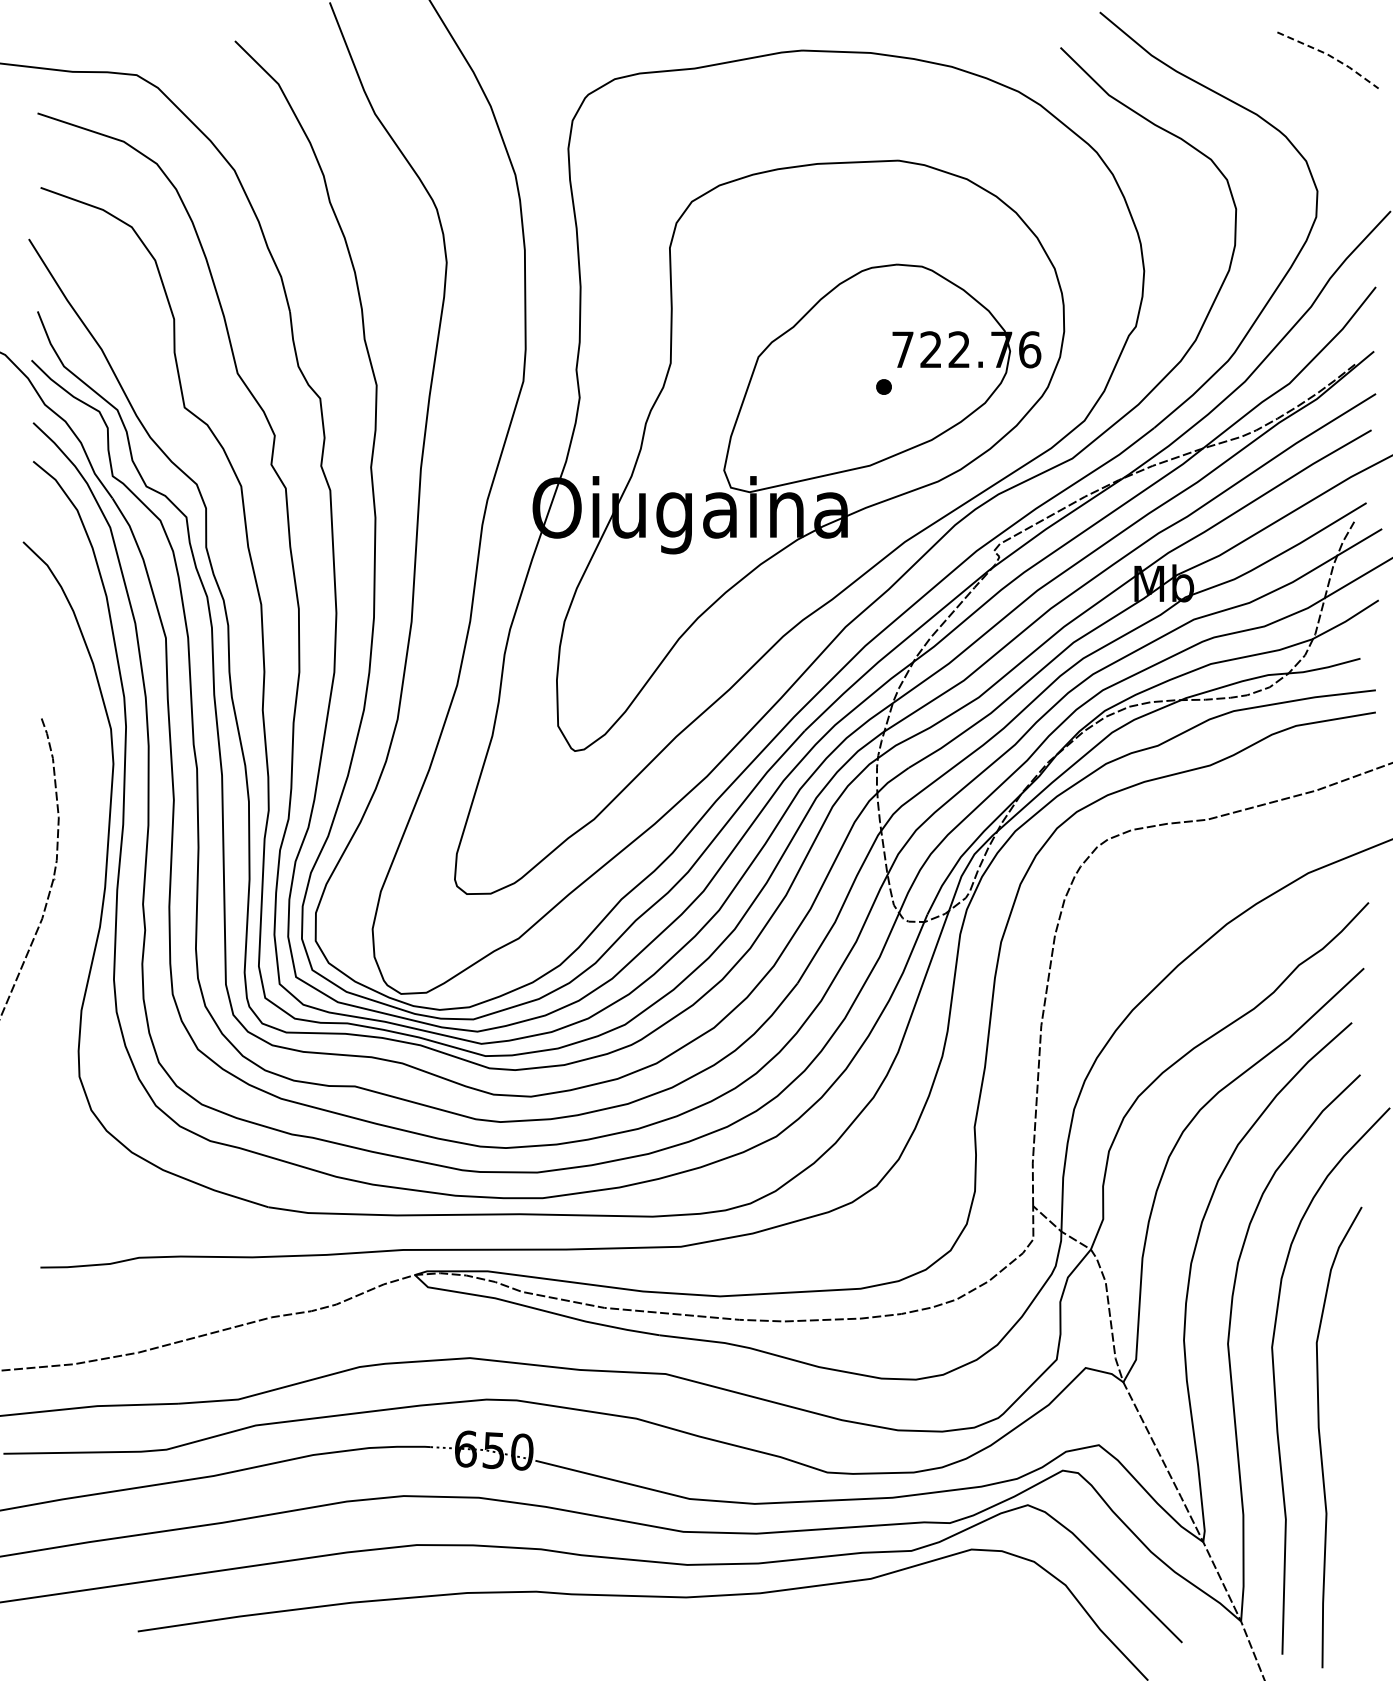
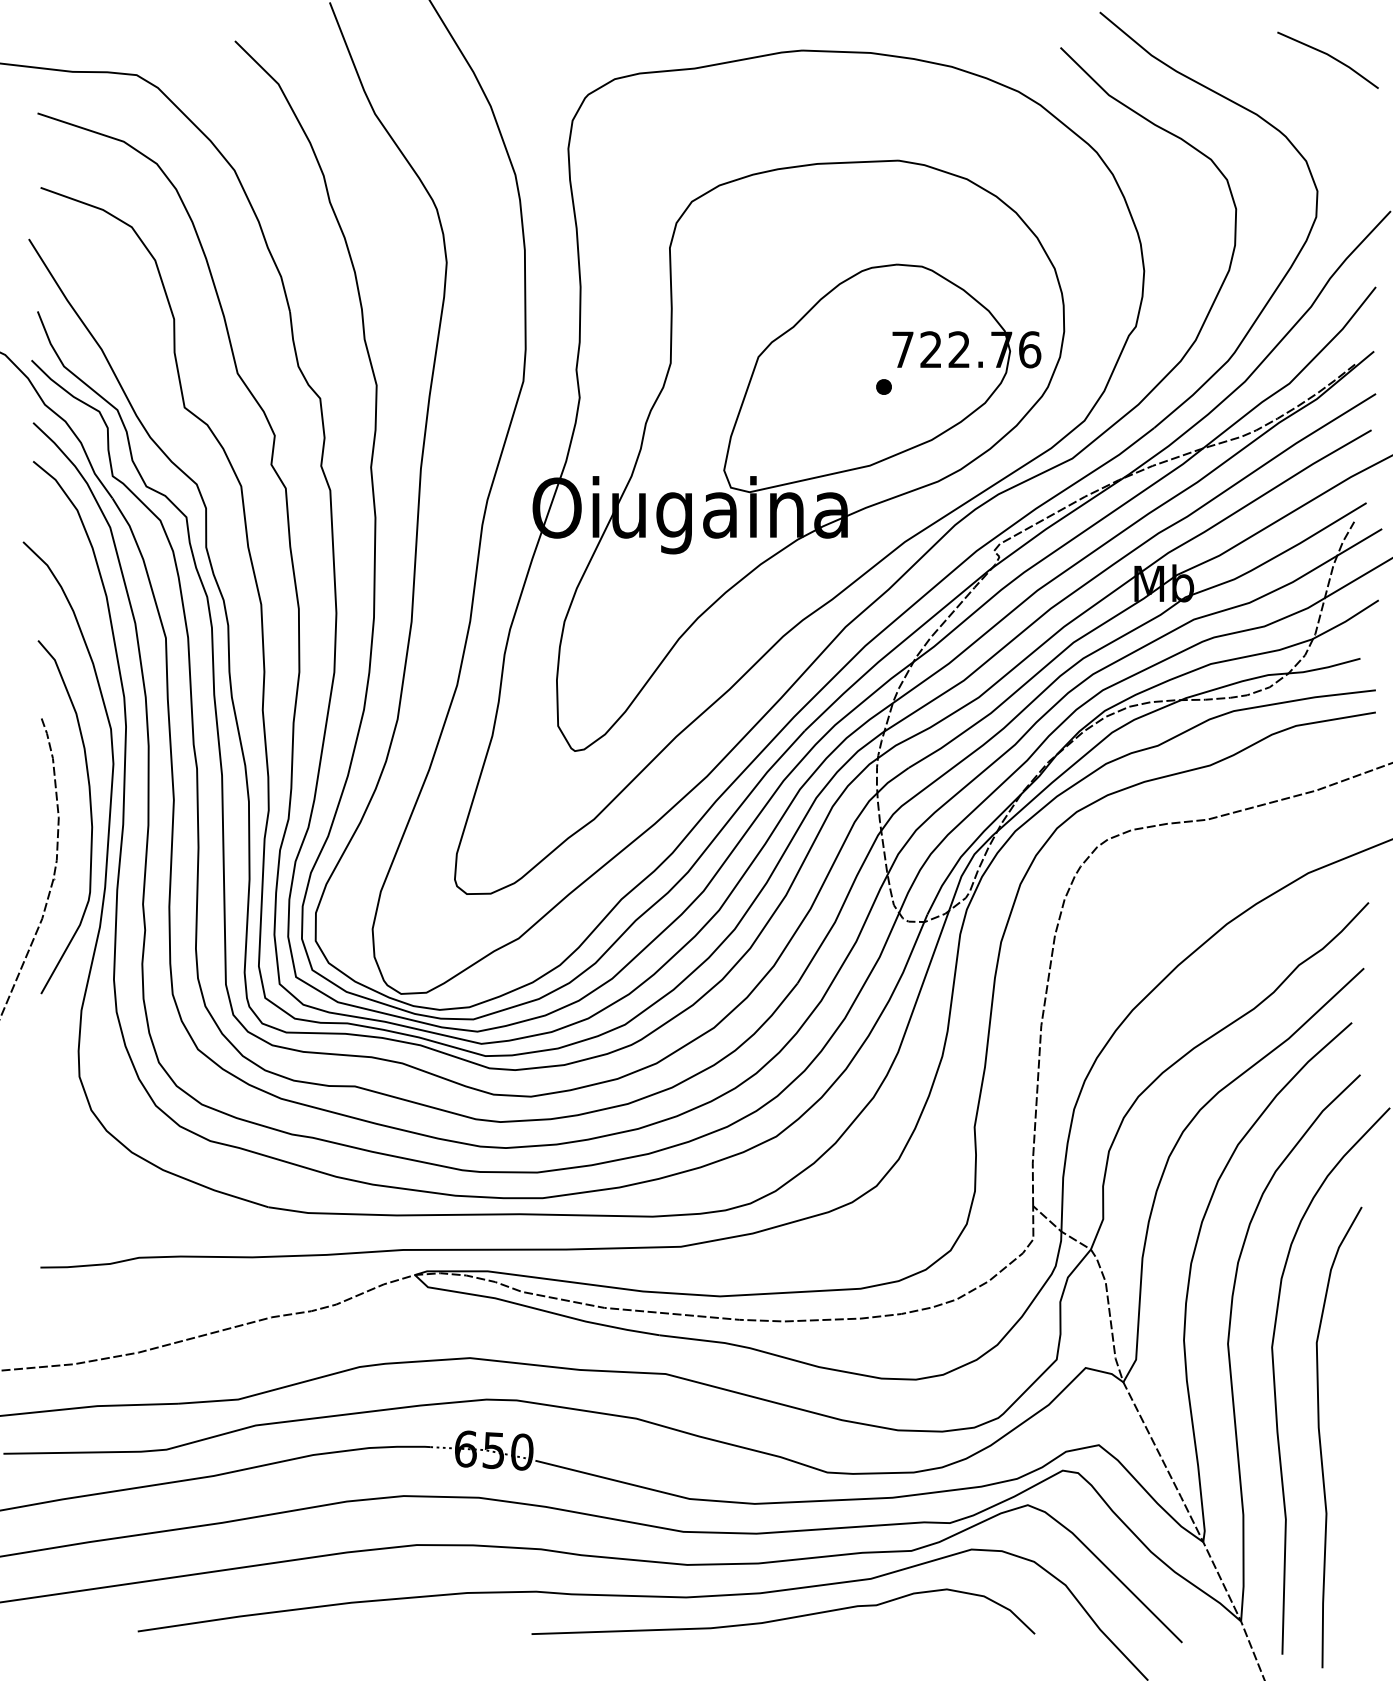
line: dashed -> solid (1330, 56)
curve: none -> present (90, 817)
curve: none -> present (786, 1617)
